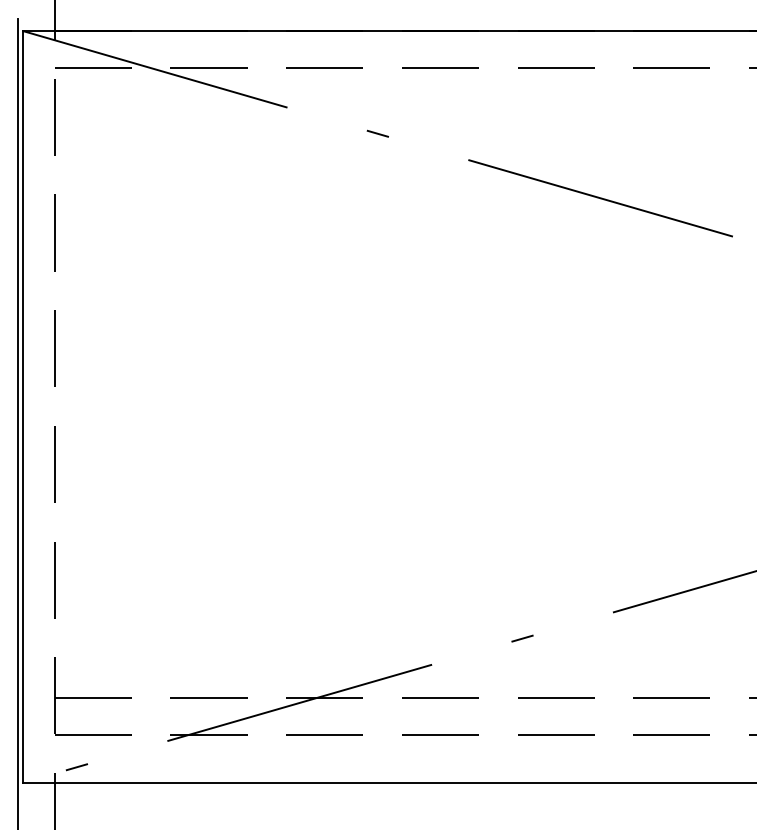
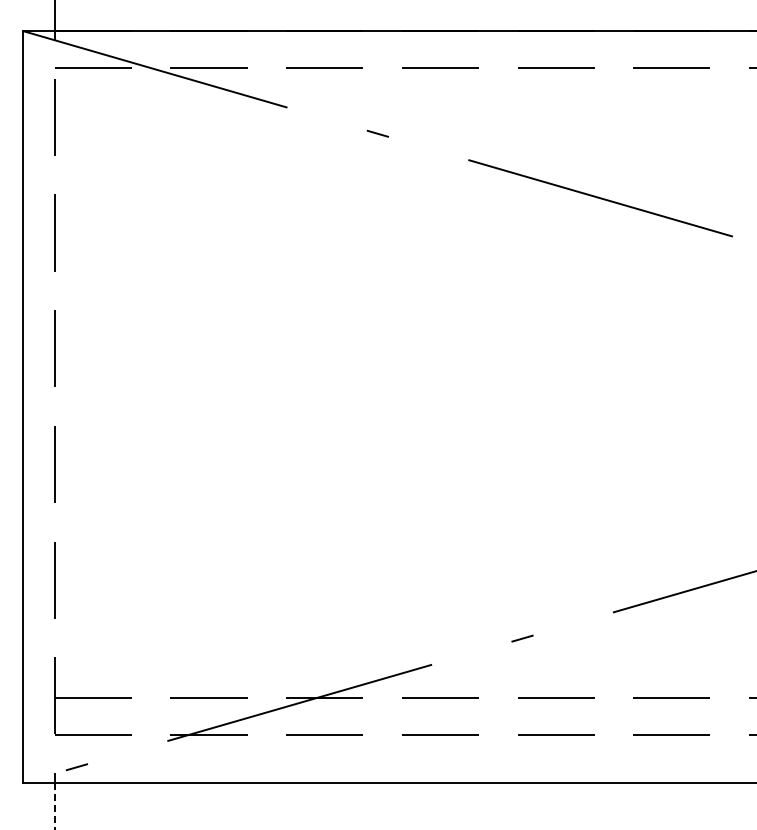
line: present -> none (17, 422)
line: solid -> dashed (54, 806)
